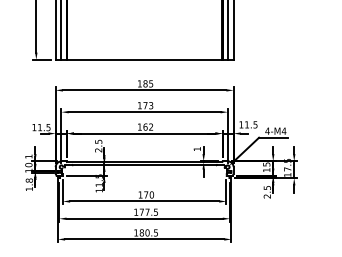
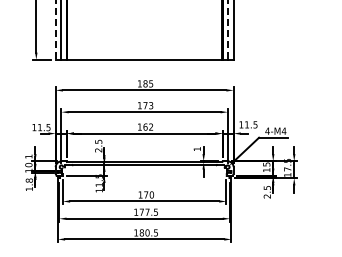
line: solid -> dashed (55, 29)
line: solid -> dashed (227, 29)
